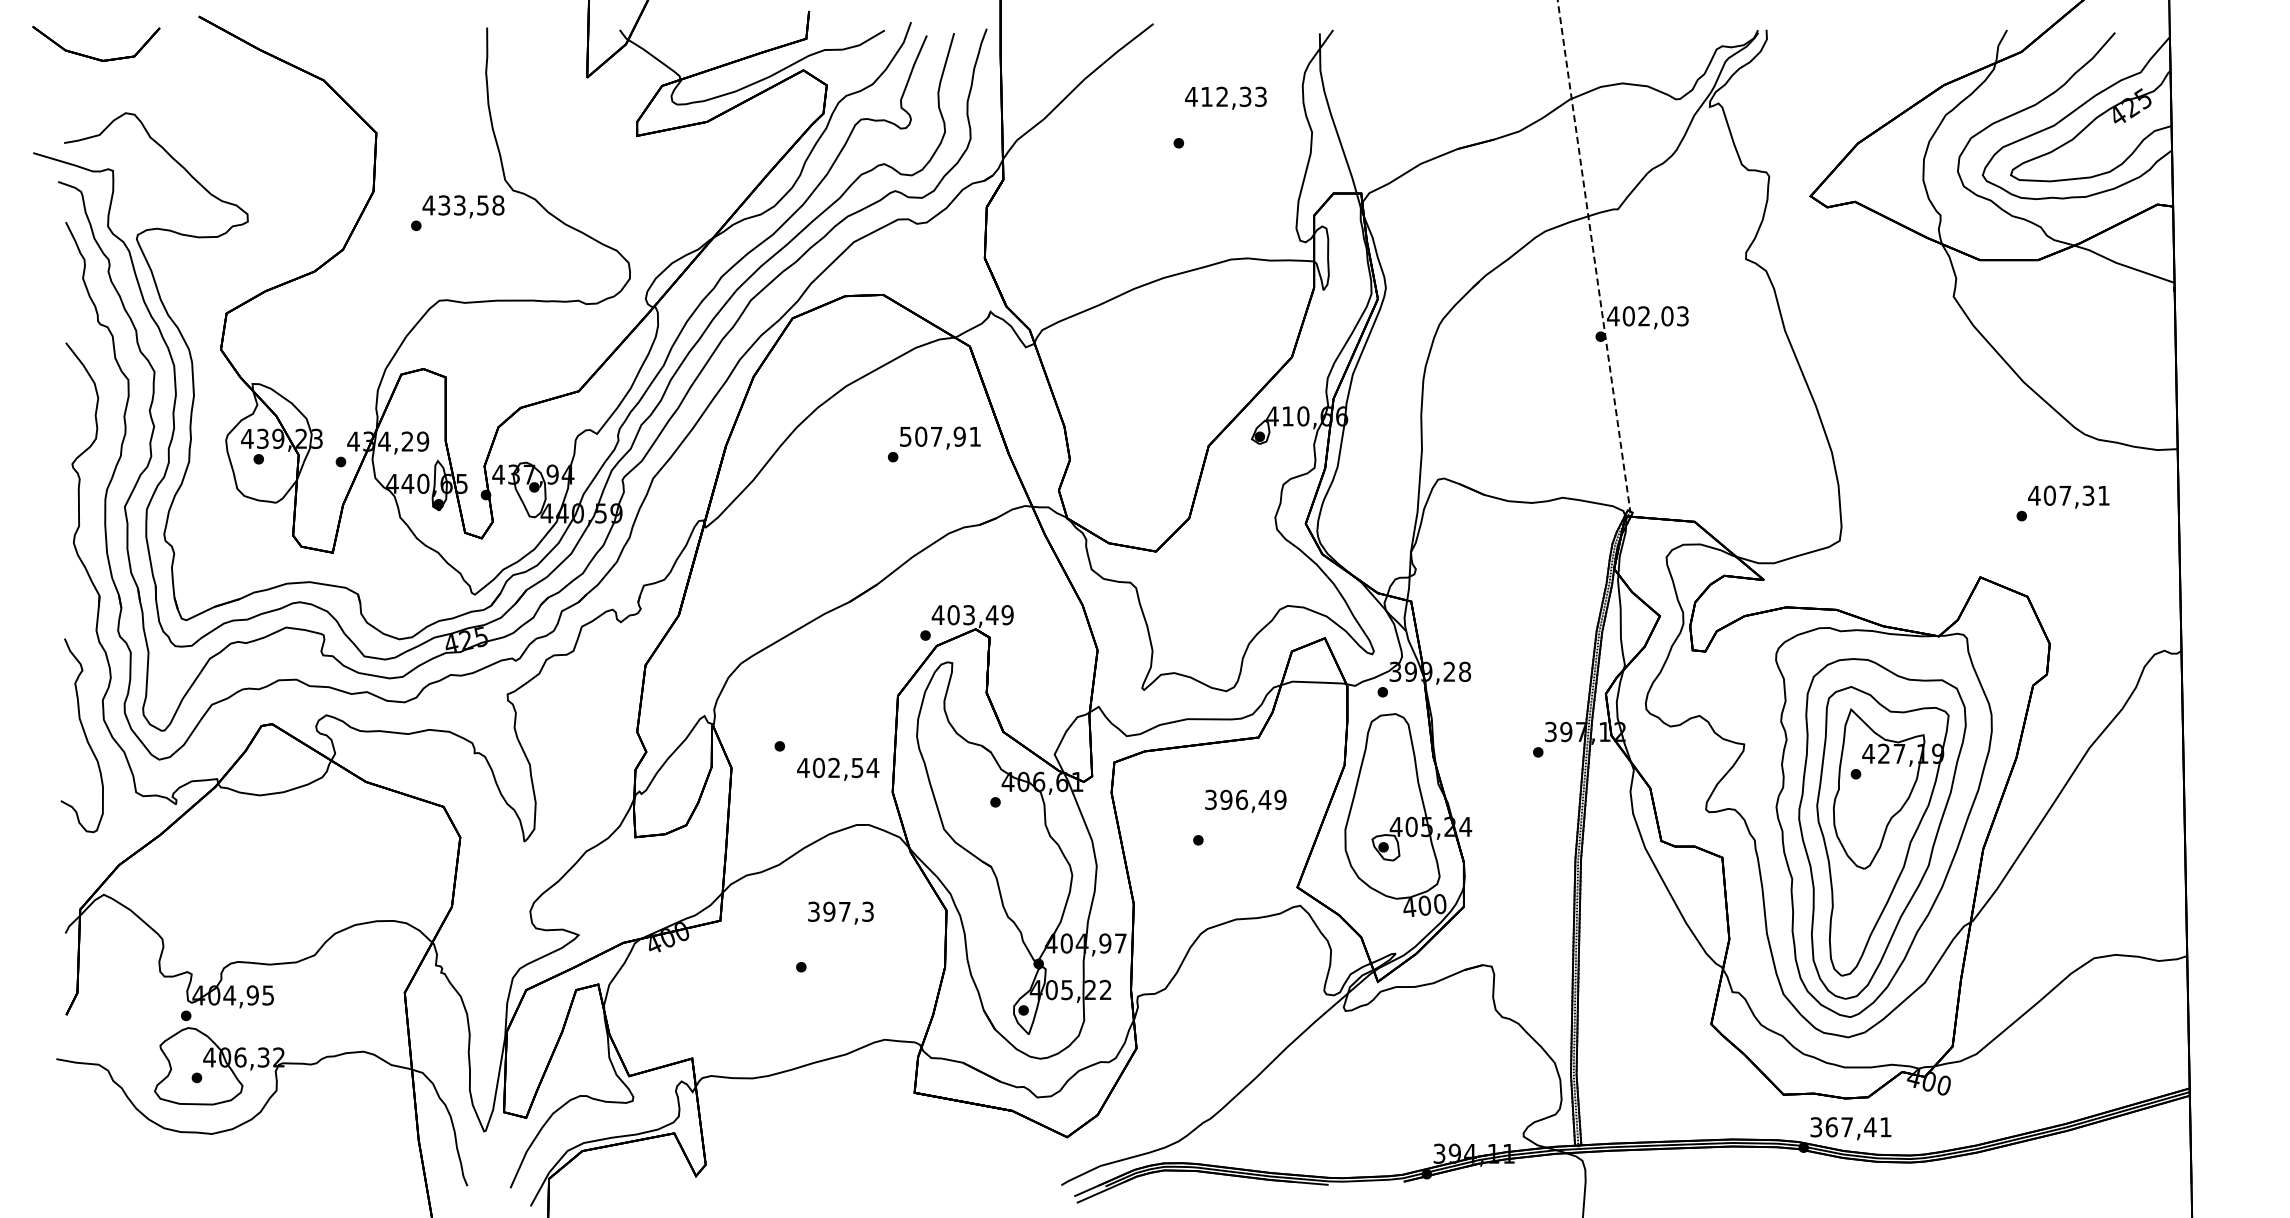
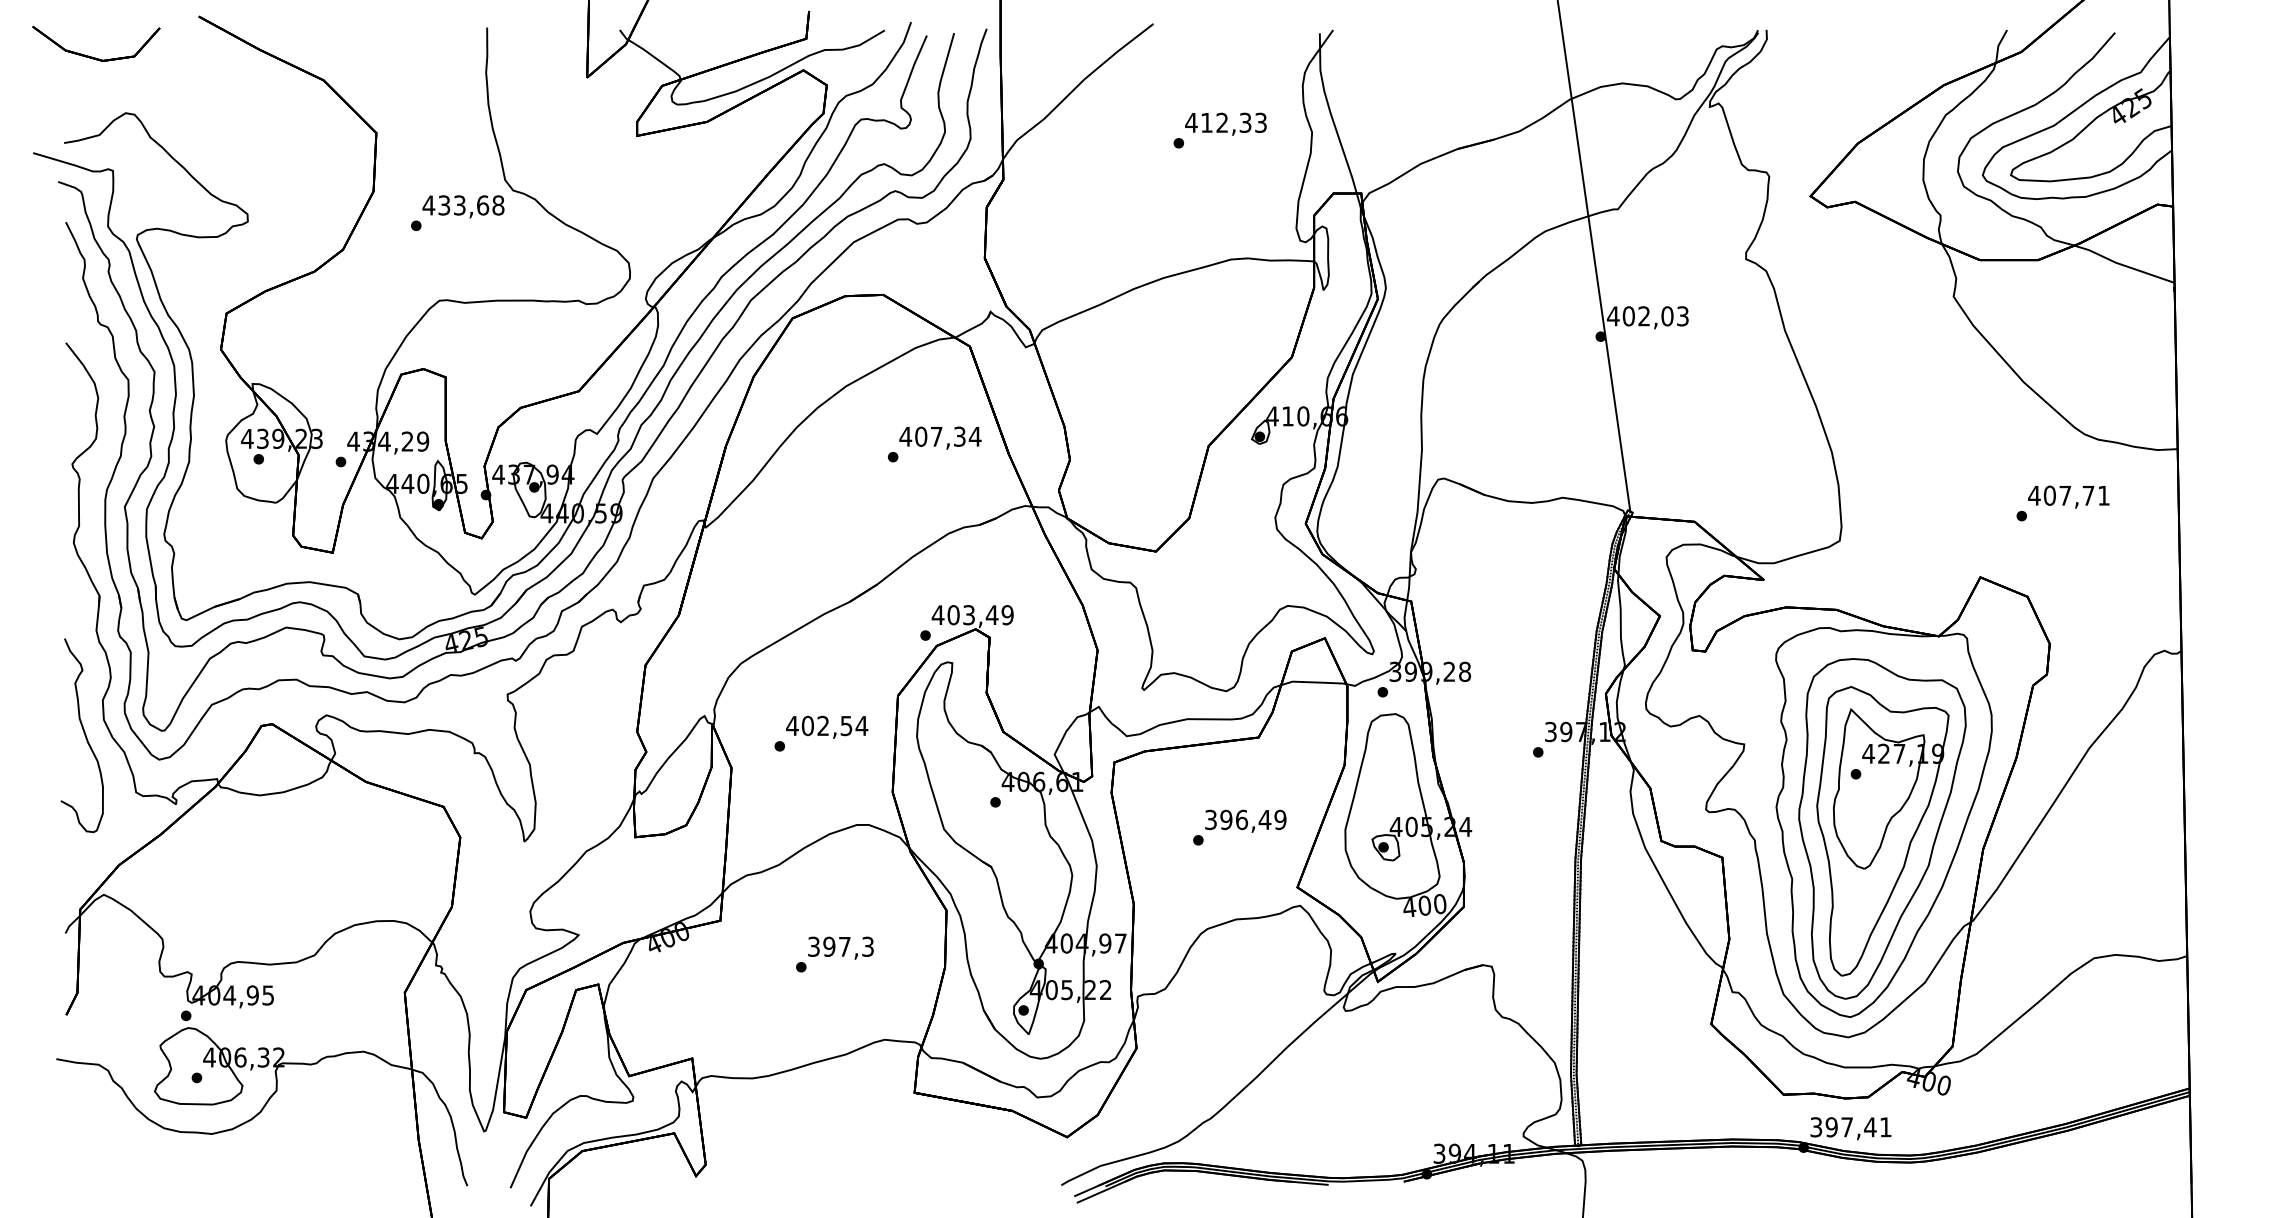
text position: (1225, 97) -> (1225, 123) (1225, 123)
text: 433,58 -> 433,68 (483, 205)
line: dashed -> solid (1594, 256)
text: 507,91 -> 407,34 (940, 436)
text: 407,31 -> 407,71 (2088, 495)
text position: (838, 768) -> (827, 726) (827, 726)
text position: (1245, 800) -> (1245, 820) (1245, 820)
text position: (840, 912) -> (840, 947) (840, 947)
text: 367,41 -> 397,41 (1831, 1127)
